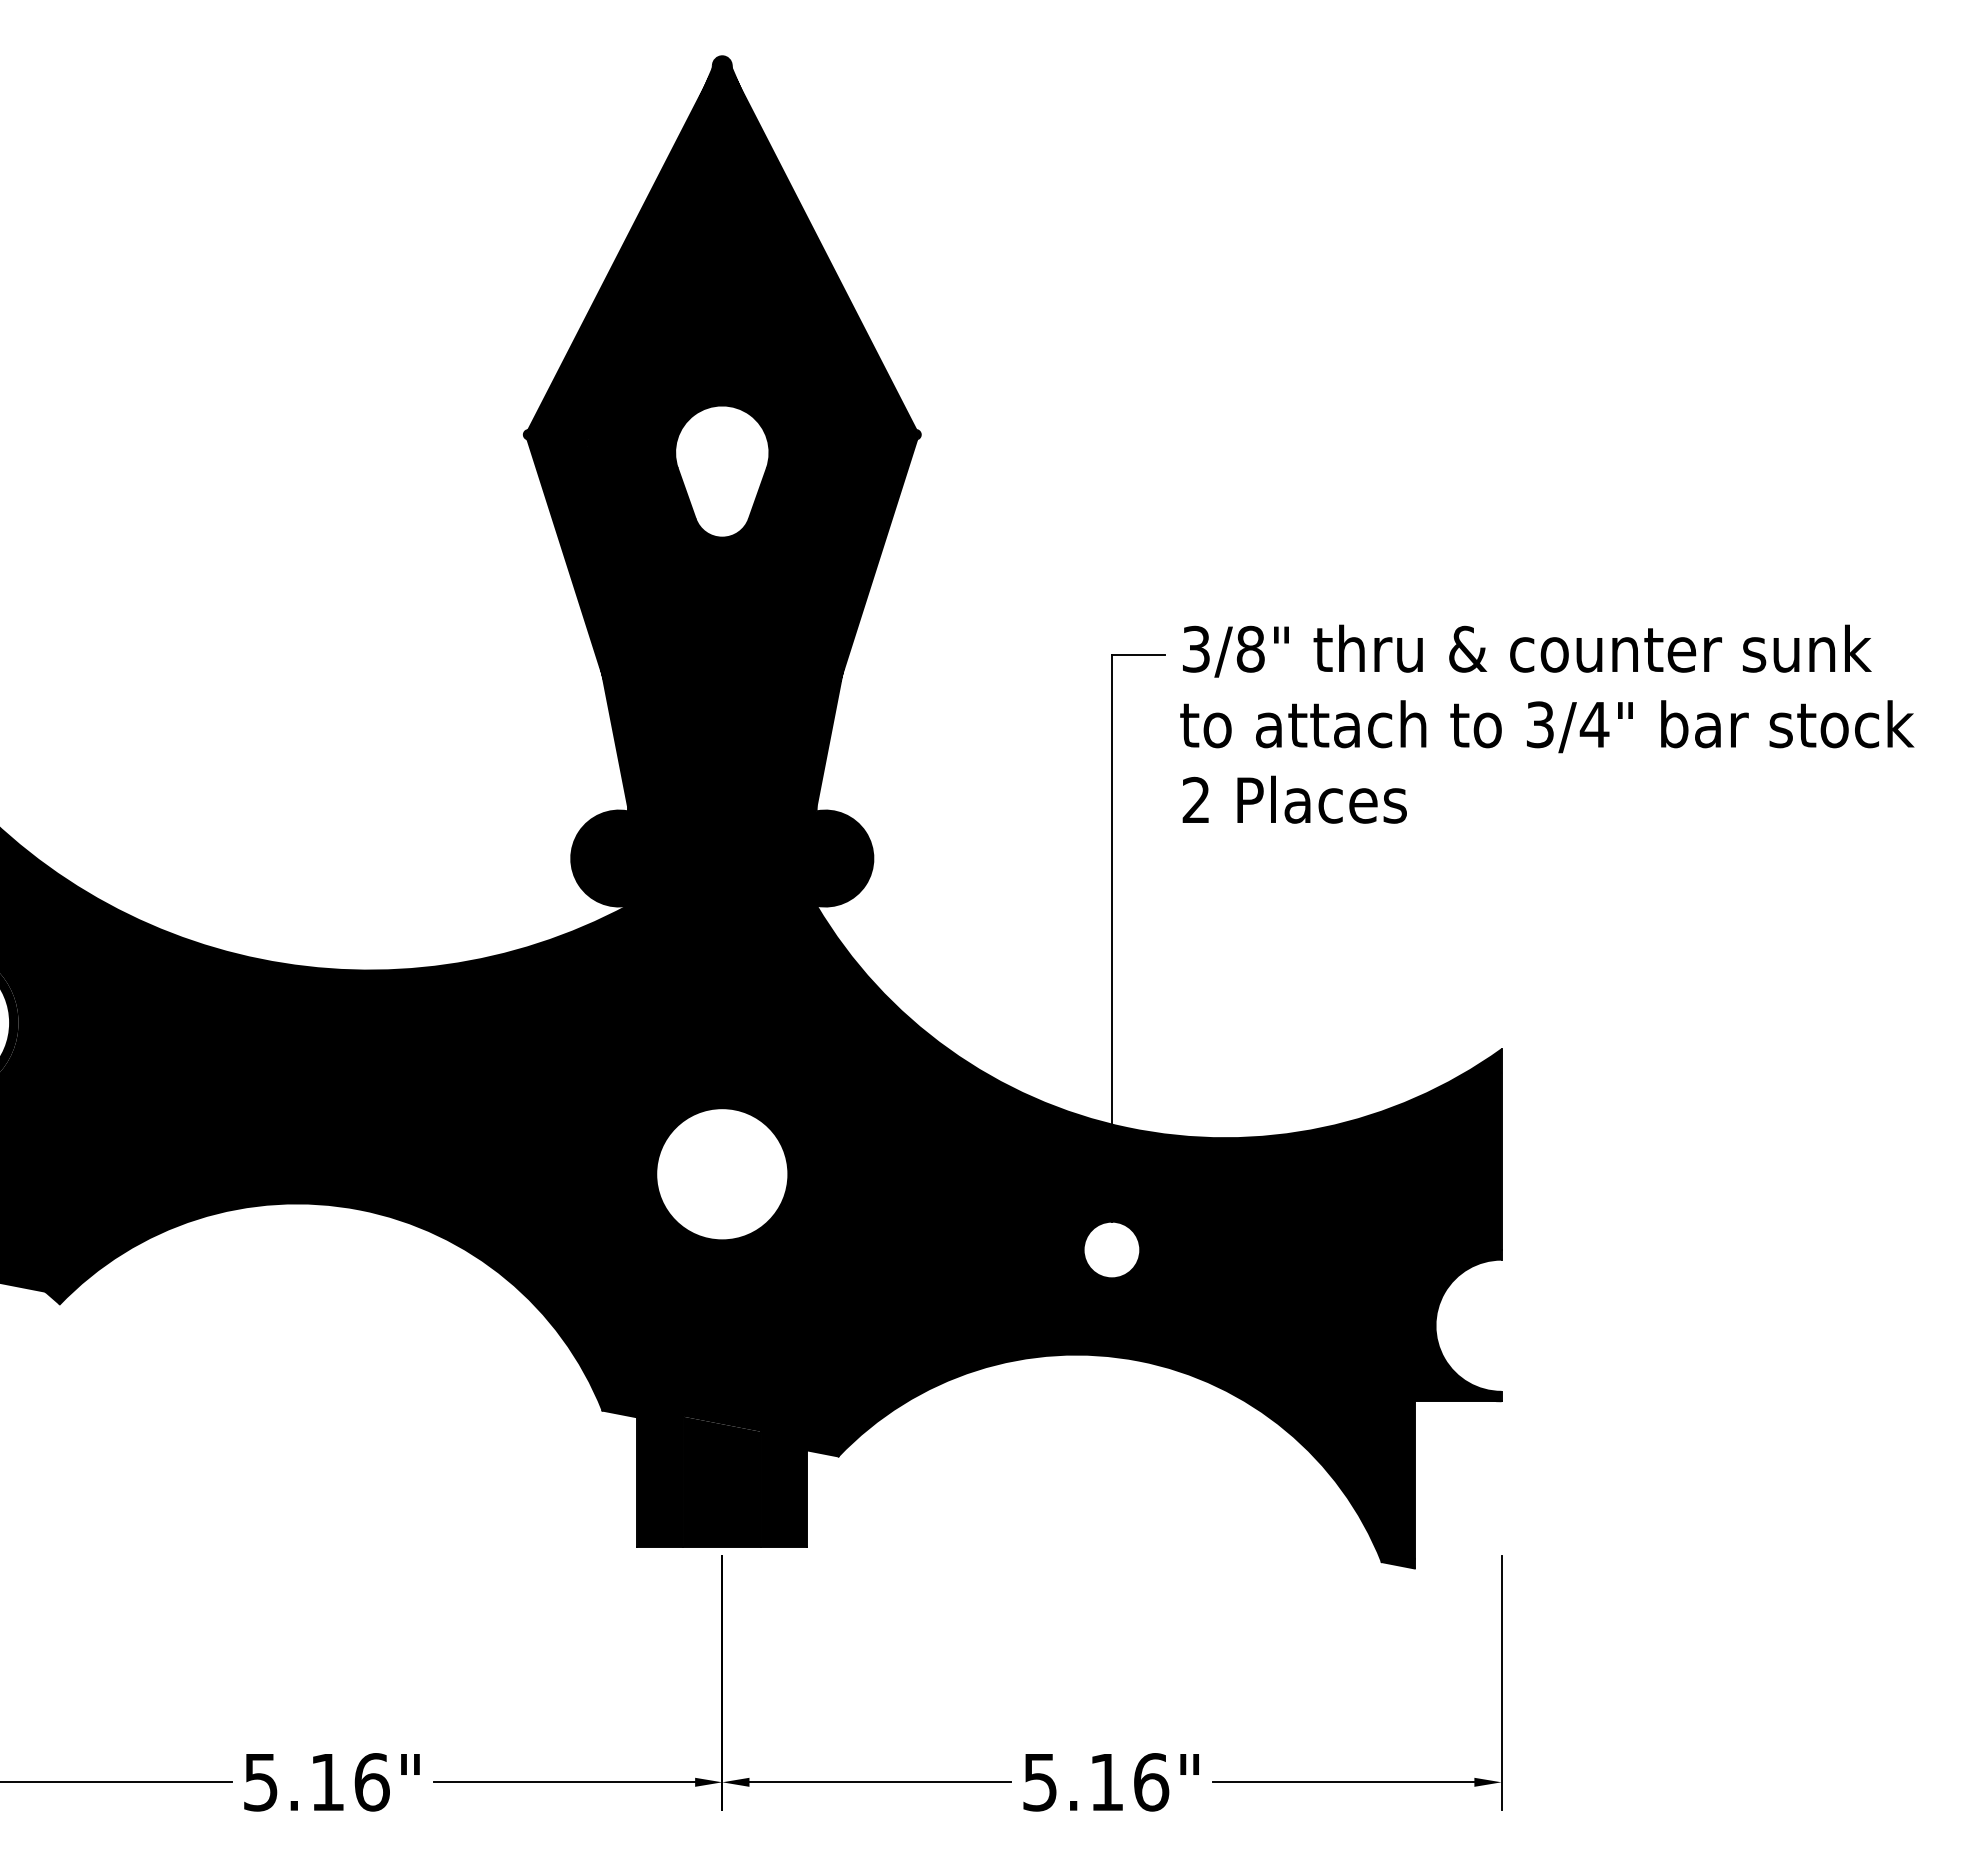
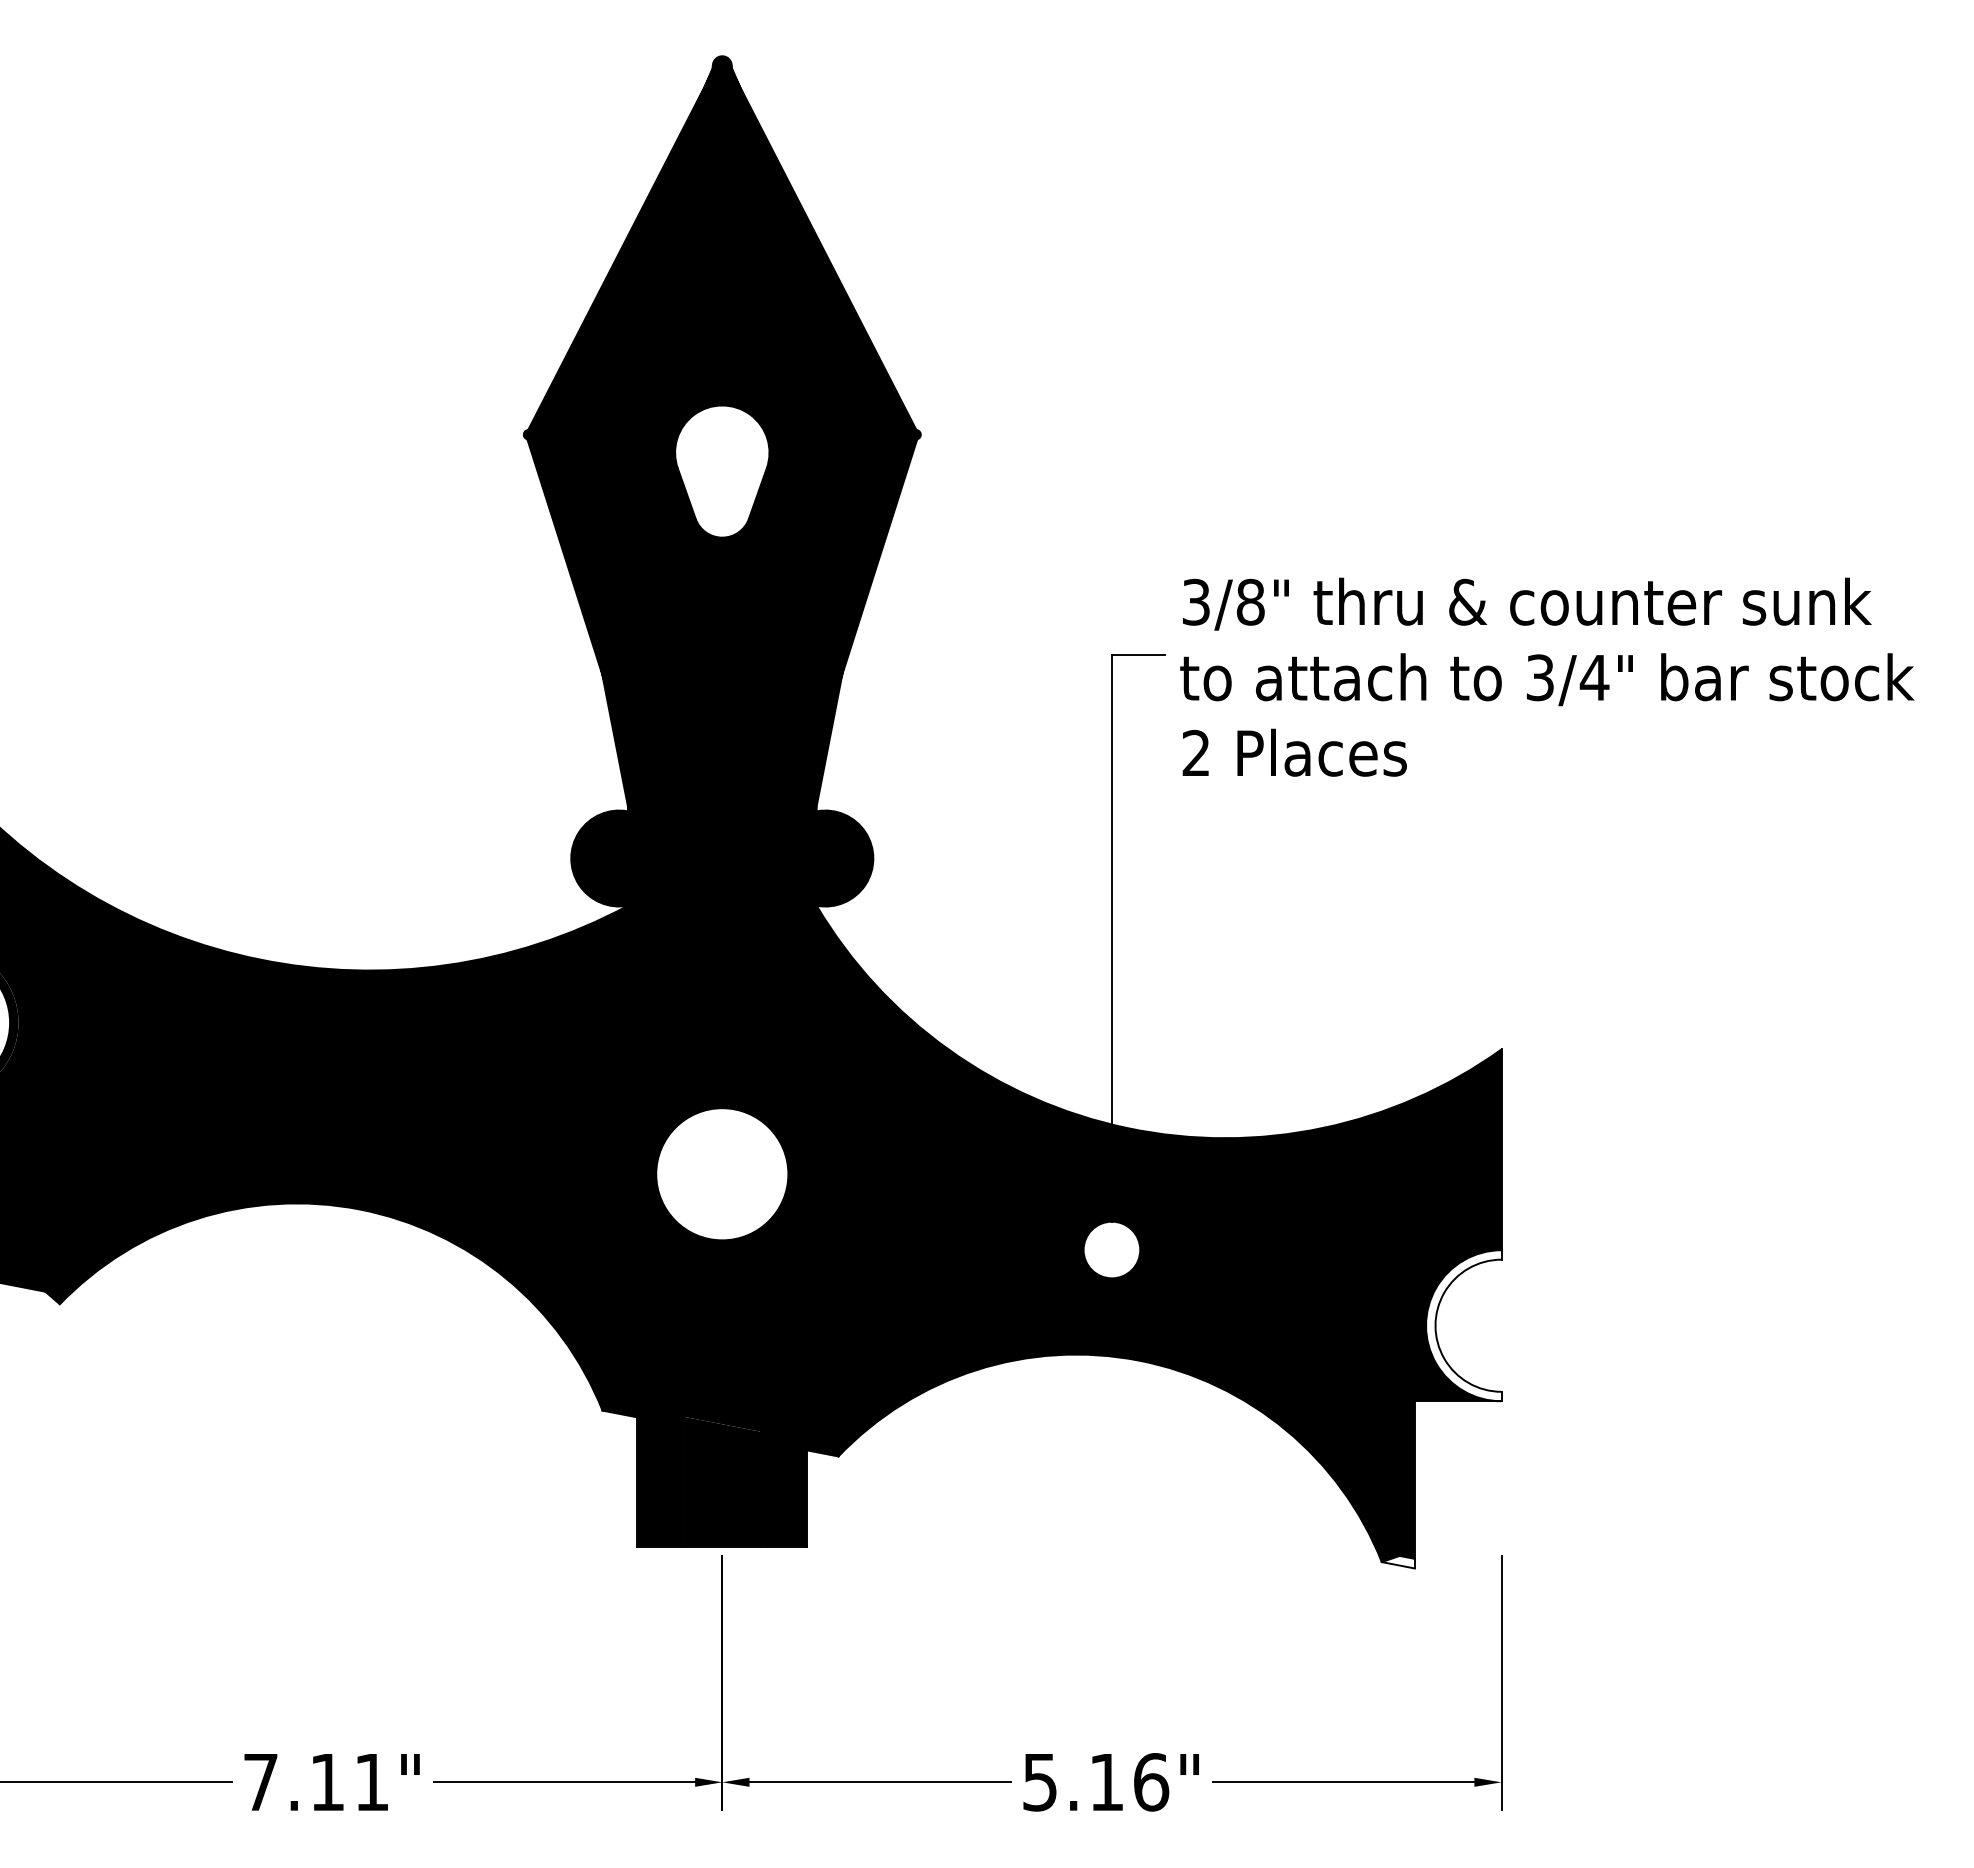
text position: (1547, 723) -> (1547, 676) (1547, 676)
fill: present -> none (1463, 1325)
fill: present -> none (1397, 1561)
text: 5.16" -> 7.11" (316, 1782)
